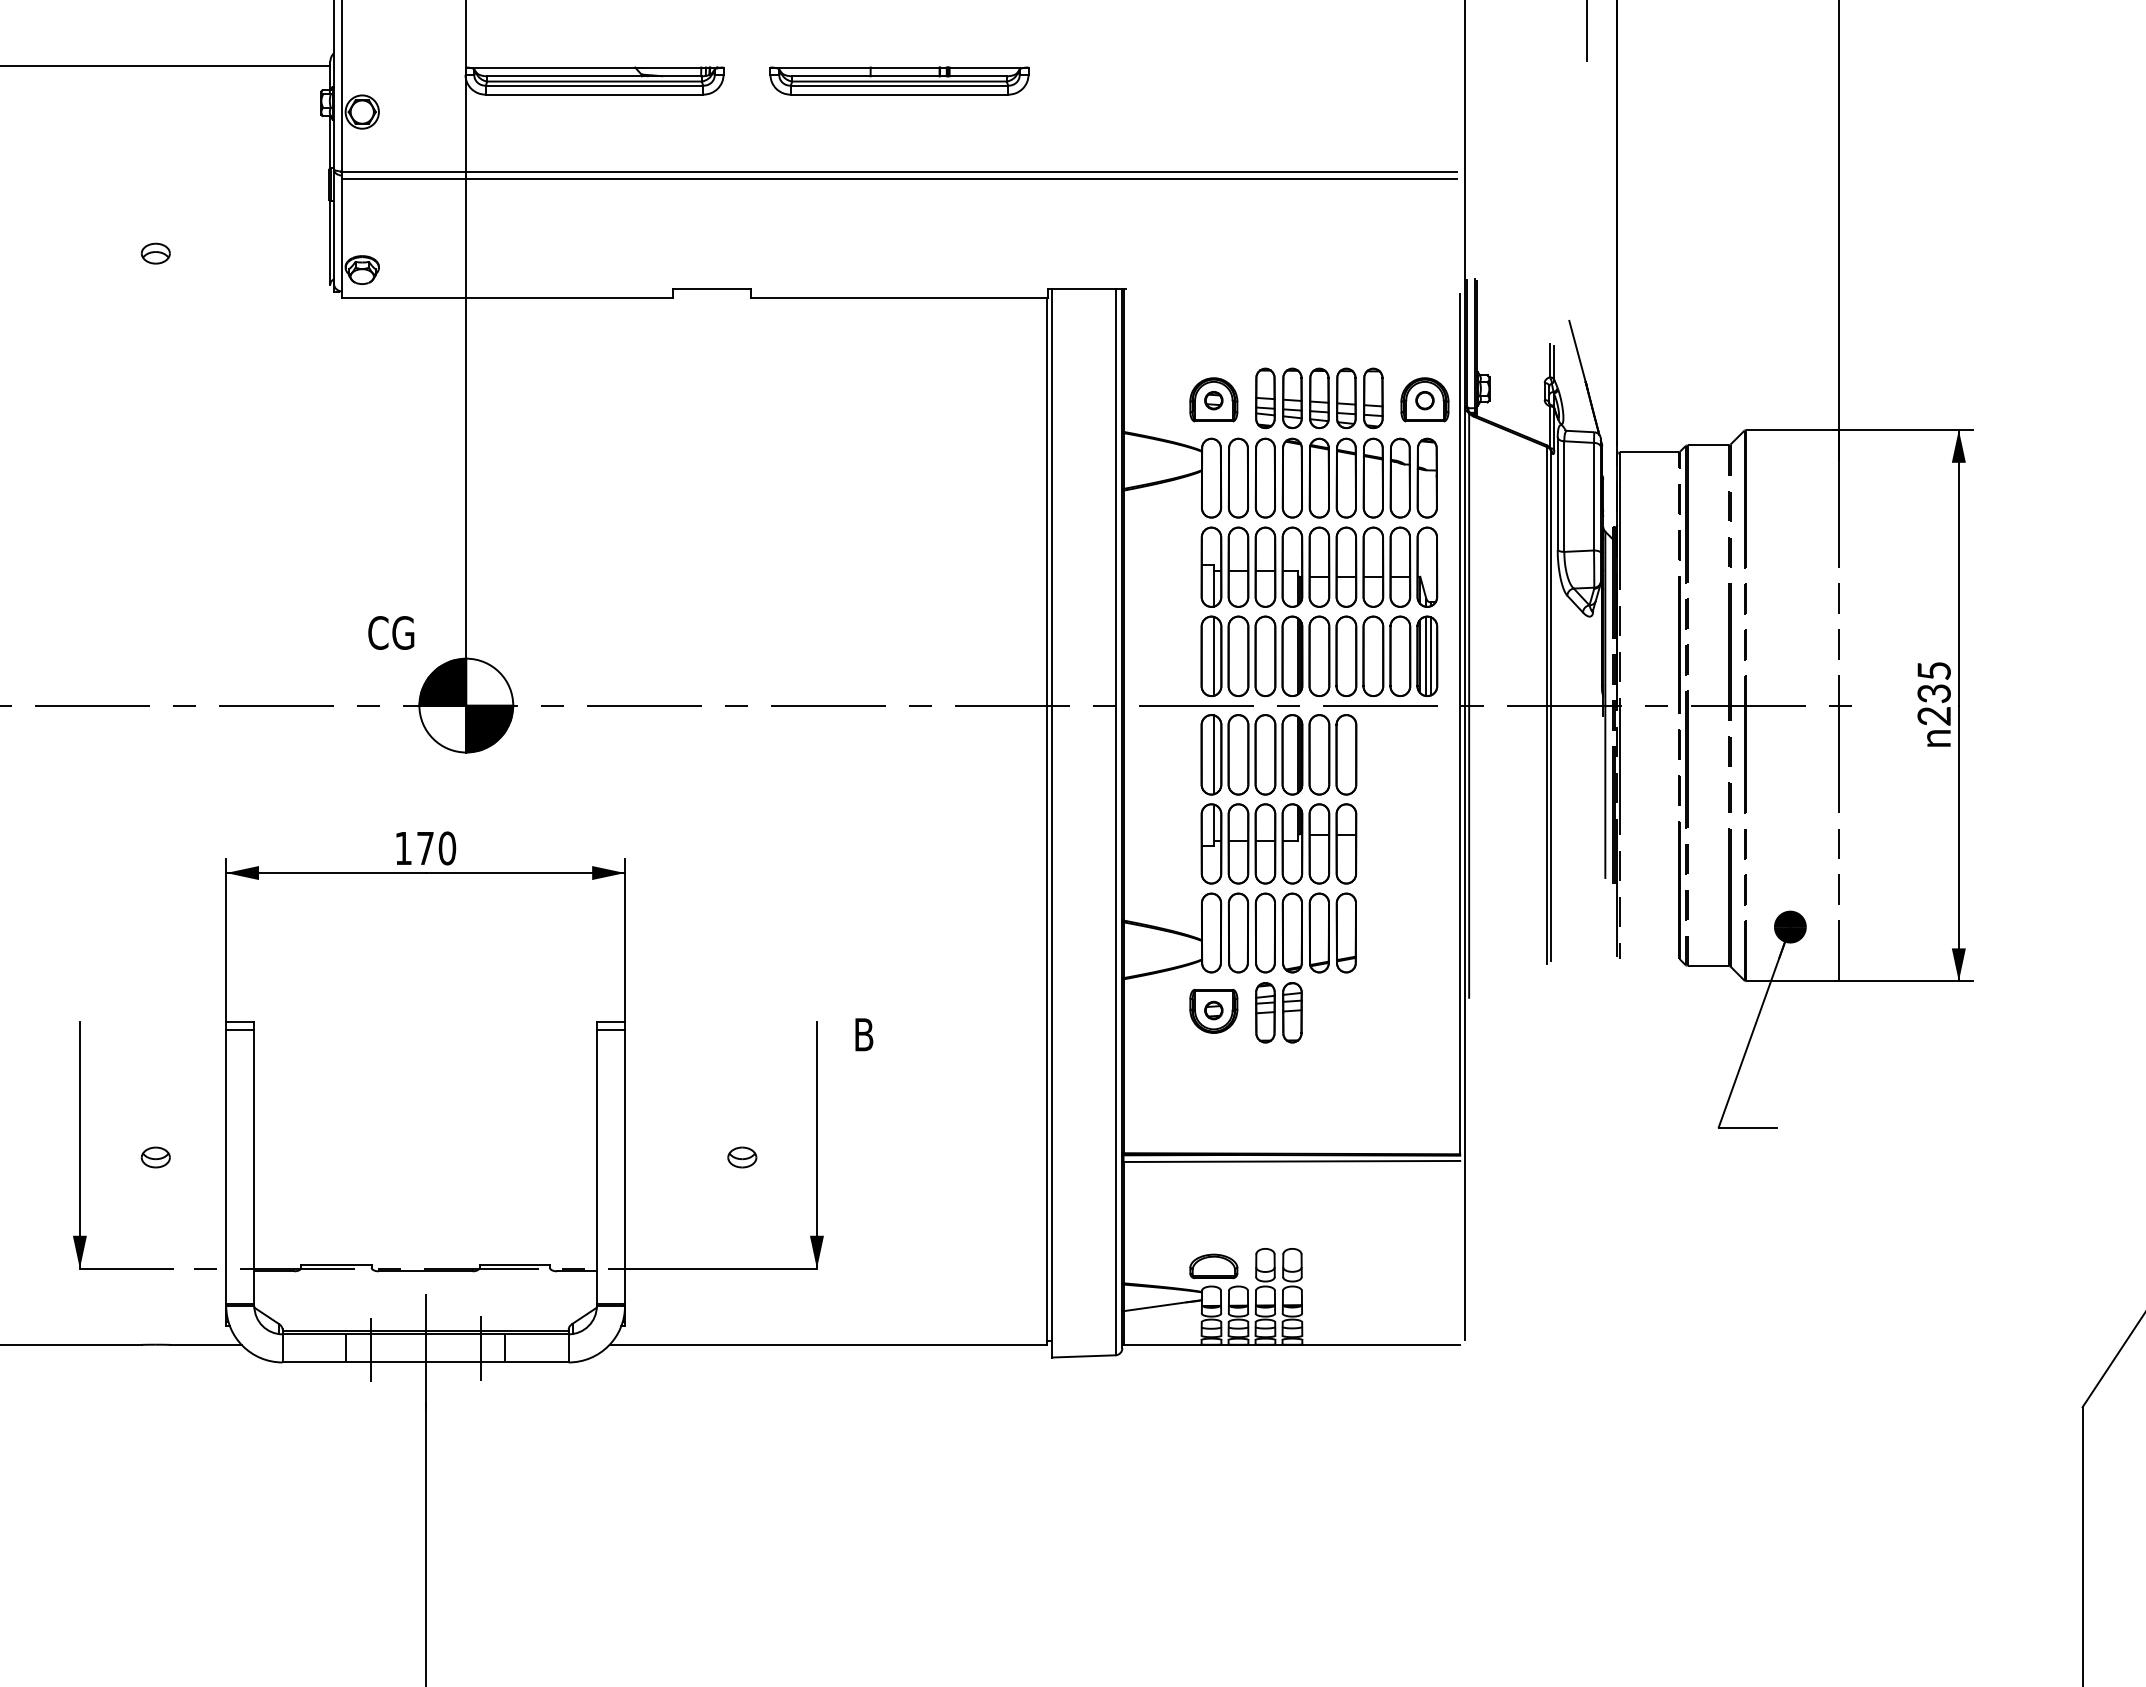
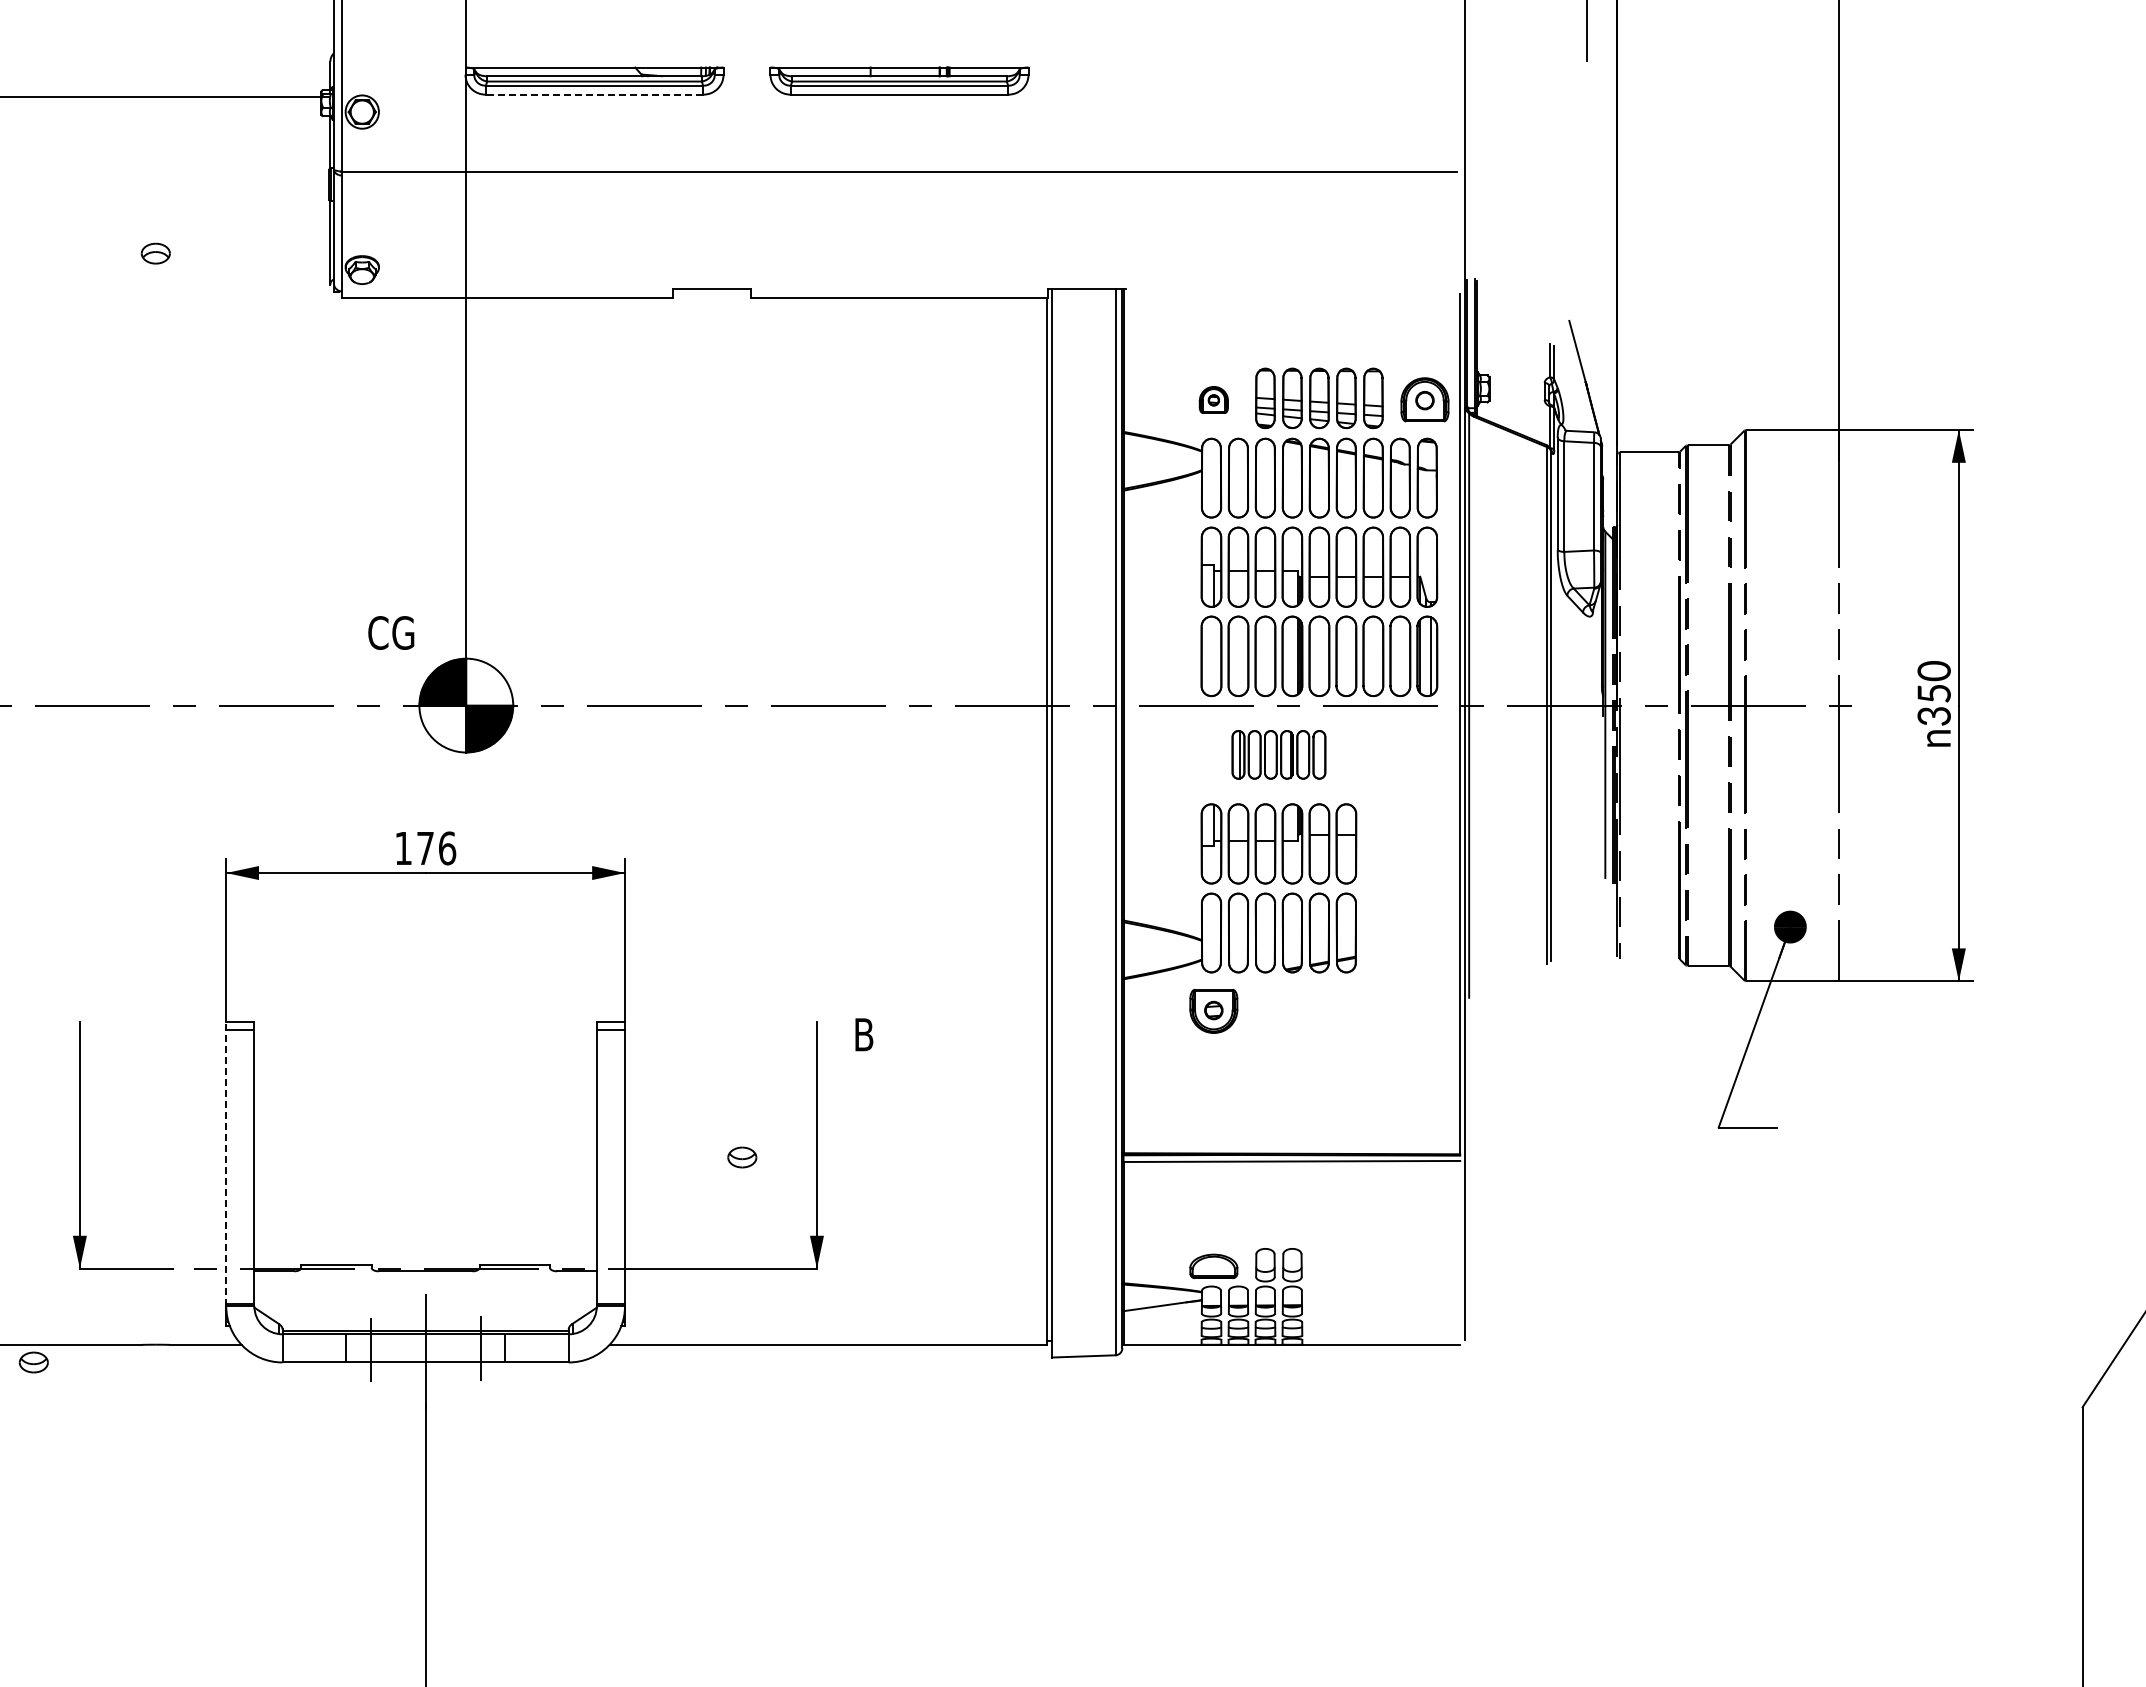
line position: (166, 66) -> (166, 97) (166, 97)
line: solid -> dashed (594, 94)
line: present -> none (899, 179)
part size: 50x46 px -> 31x28 px (1213, 399)
line: present -> none (1213, 655)
line: present -> none (1426, 656)
text: 235 -> 350 (1933, 693)
part size: 158x82 px -> 96x50 px (1278, 754)
text: 170 -> 176 (447, 848)
part: present -> none (1278, 1012)
part position: (155, 1157) -> (33, 1362) (33, 1362)
line: solid -> dashed (226, 1164)
